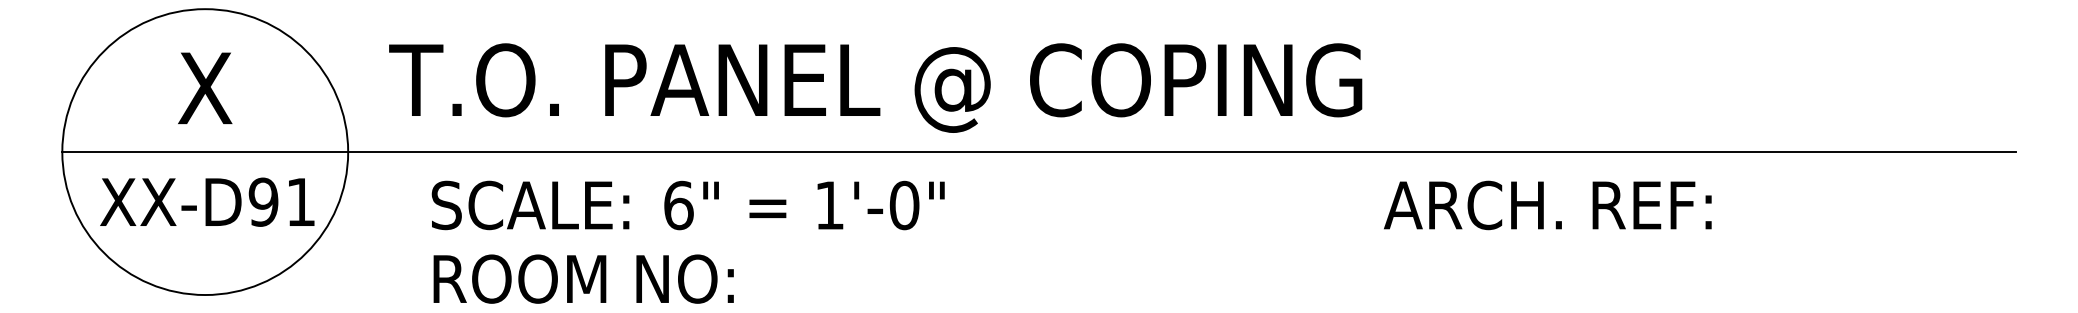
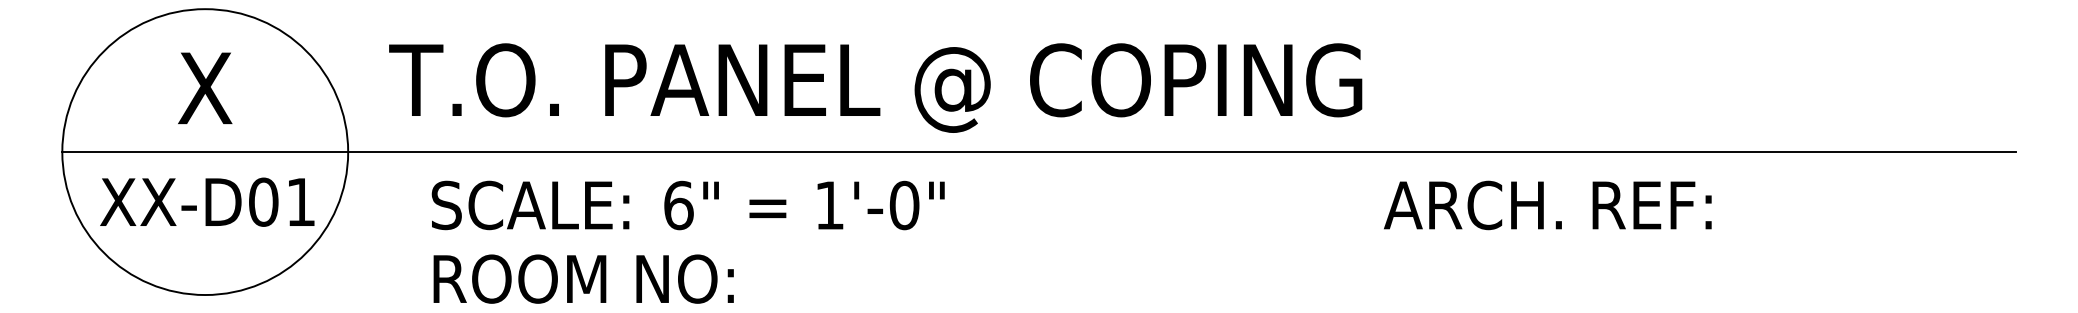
text: XX-D91 -> XX-D01 (263, 201)
